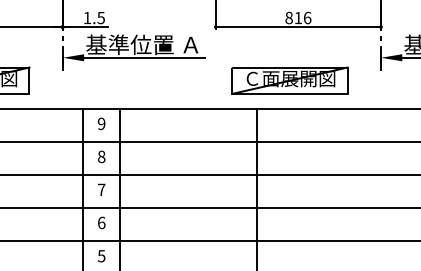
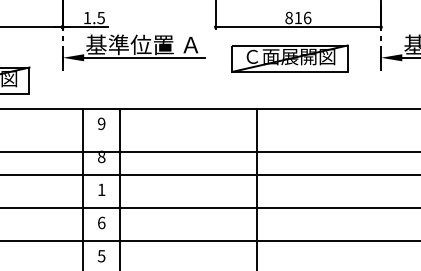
part position: (289, 80) -> (289, 58) (289, 58)
line position: (209, 141) -> (209, 151) (209, 151)
text: 7 -> 1 (101, 189)
